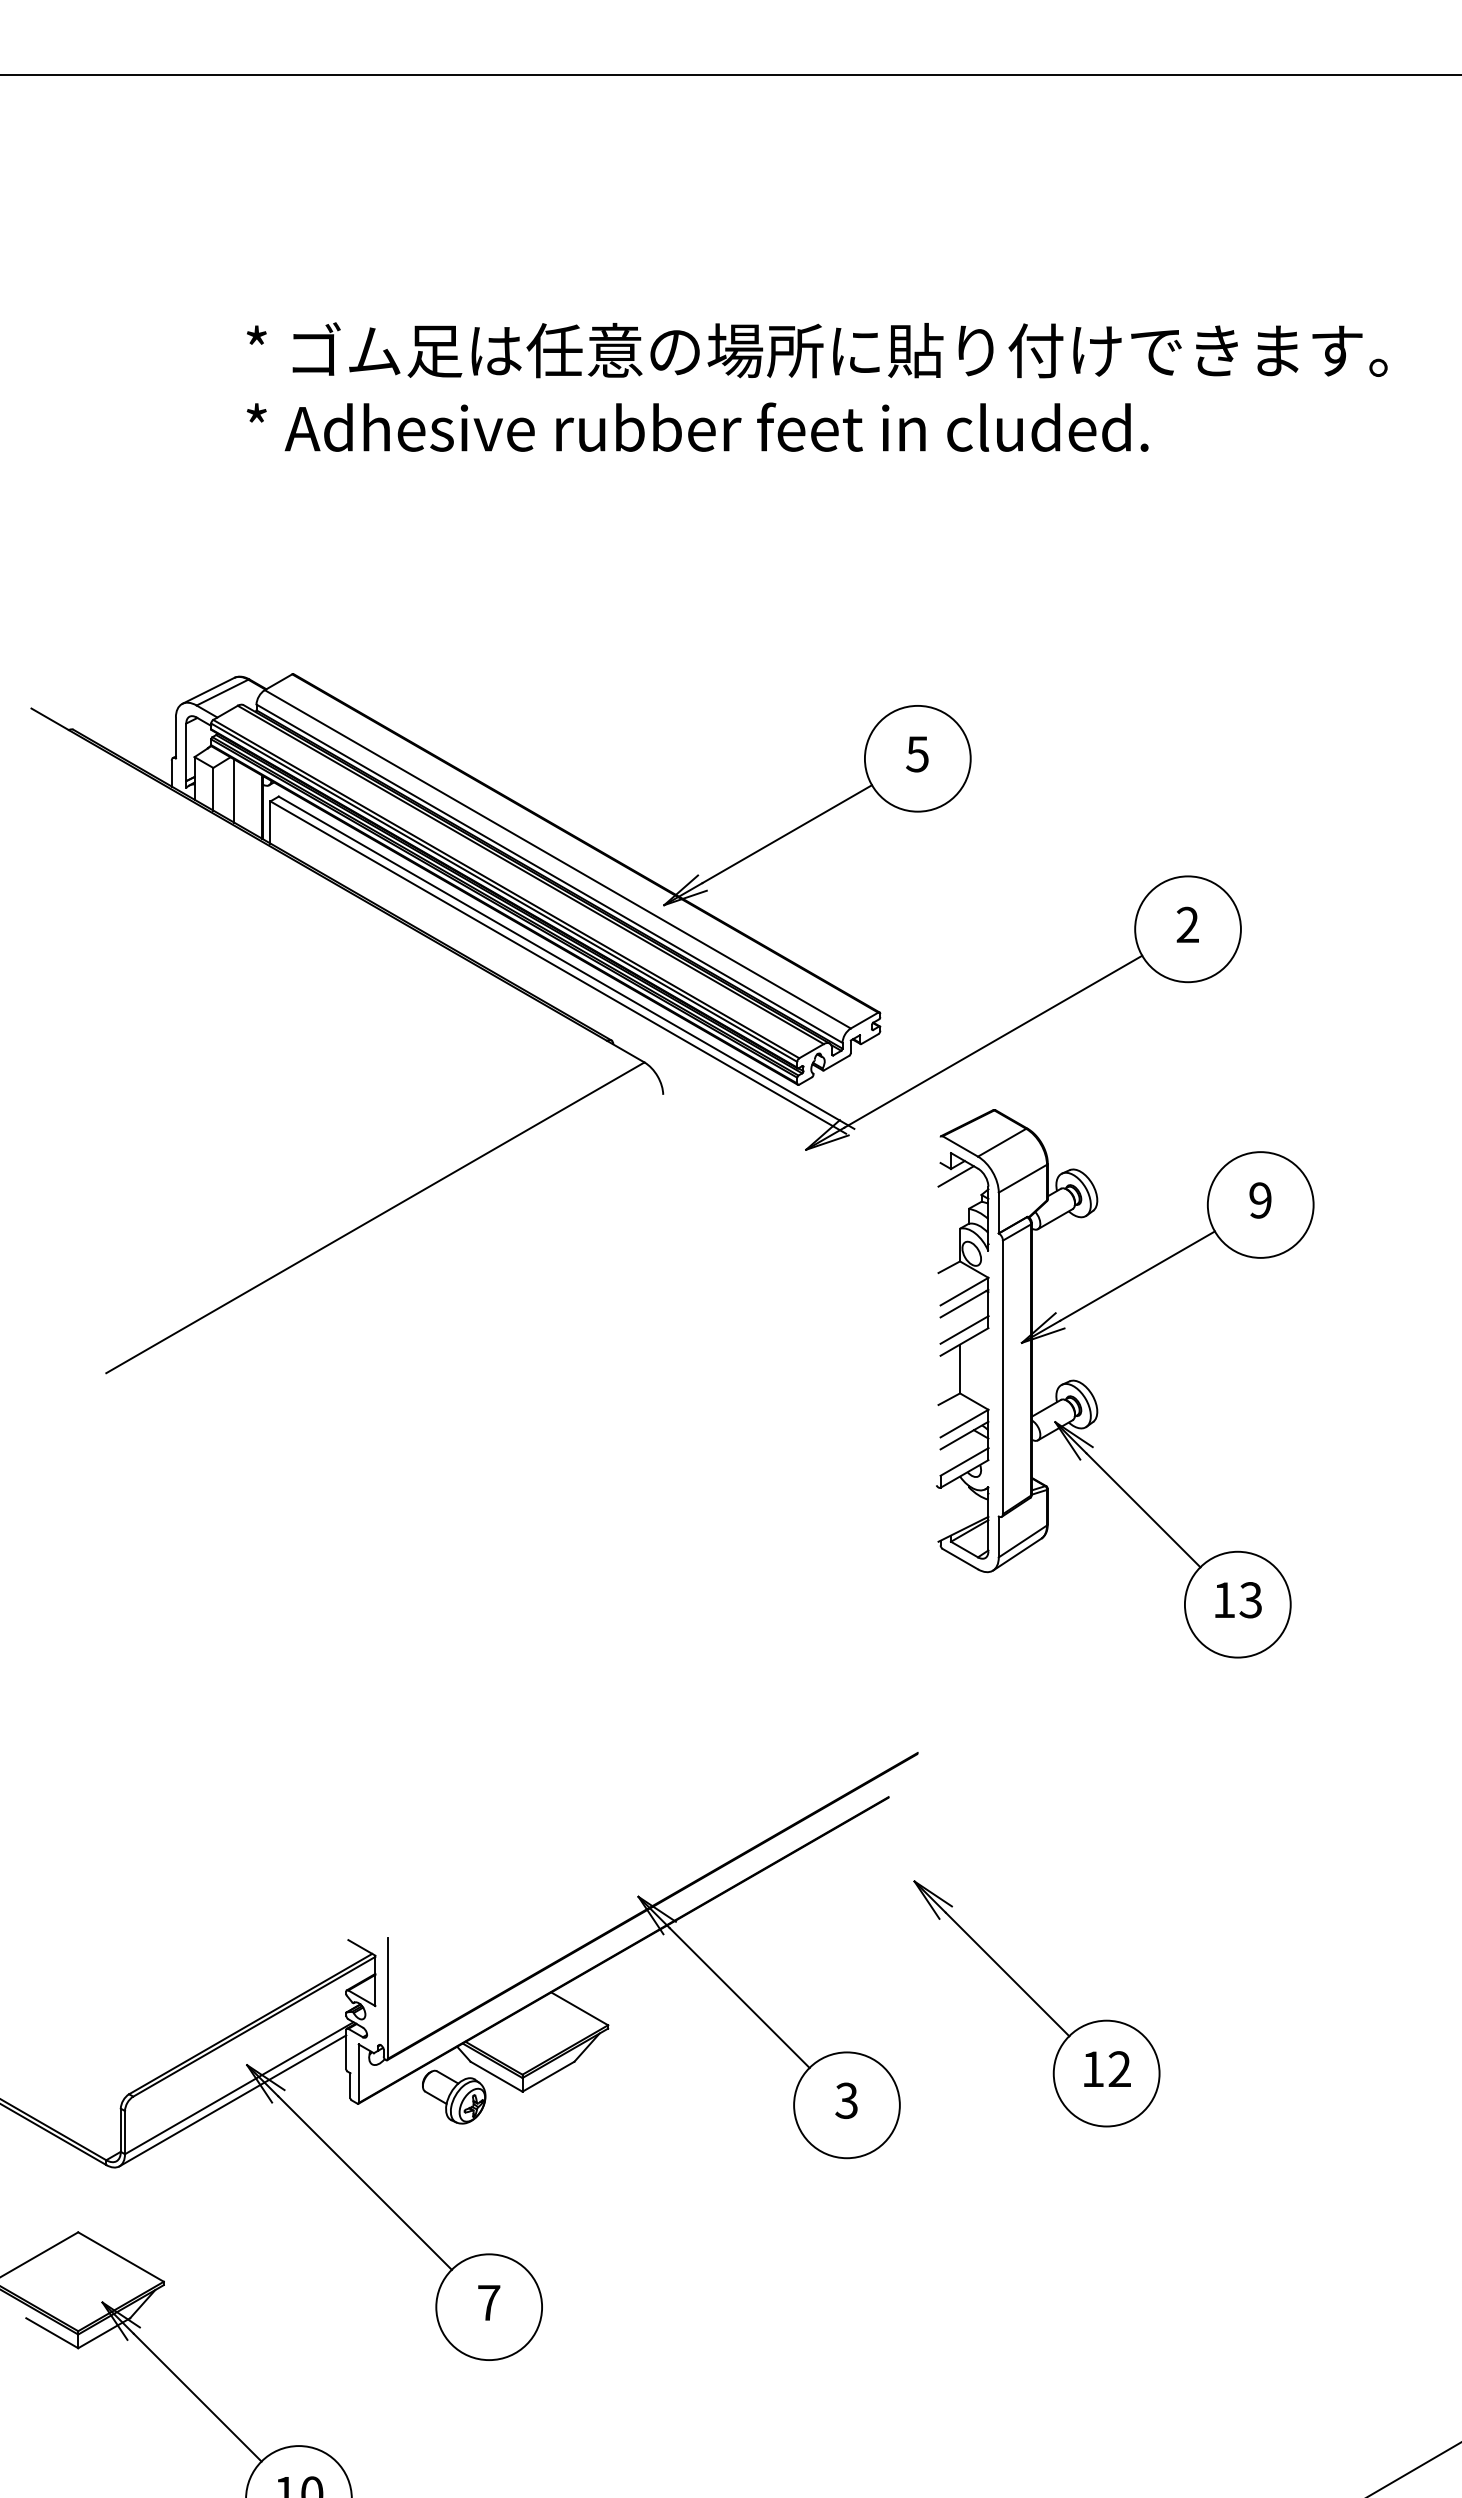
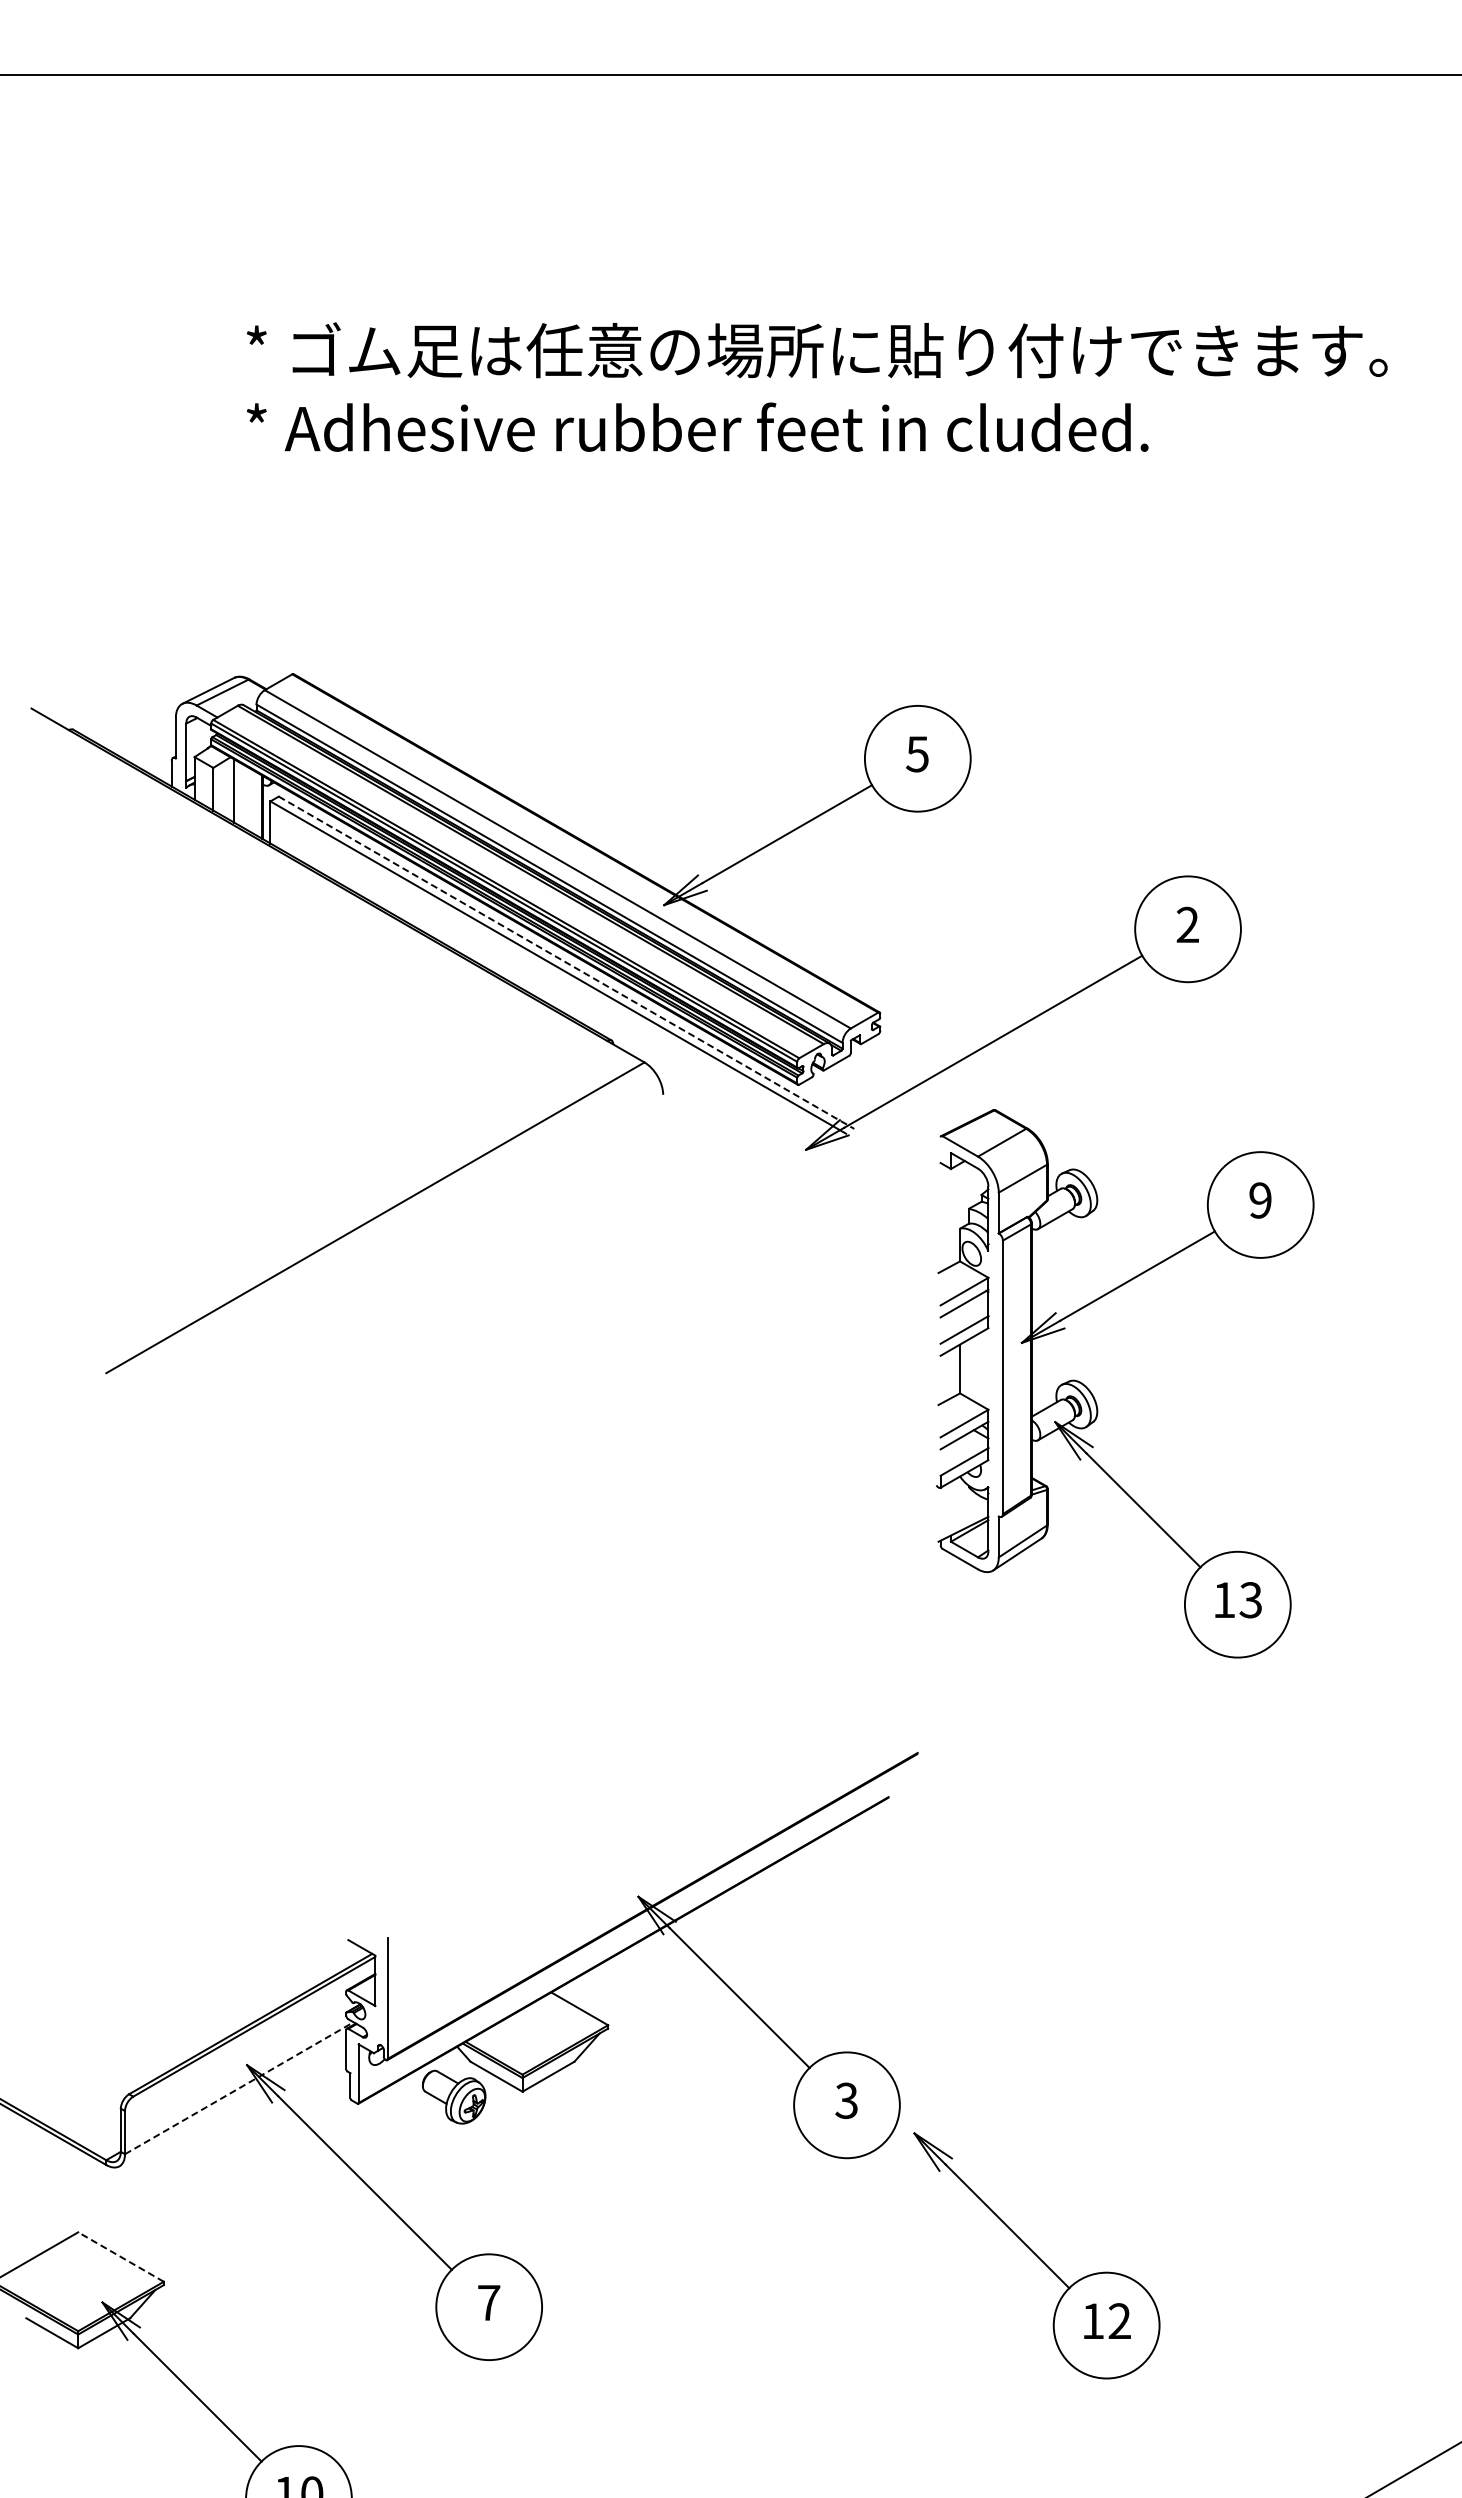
line: solid -> dashed (567, 963)
line: present -> none (955, 1176)
part position: (1036, 2003) -> (1036, 2255) (1036, 2255)
line: solid -> dashed (239, 2088)
line: present -> none (232, 2100)
line: solid -> dashed (120, 2256)
